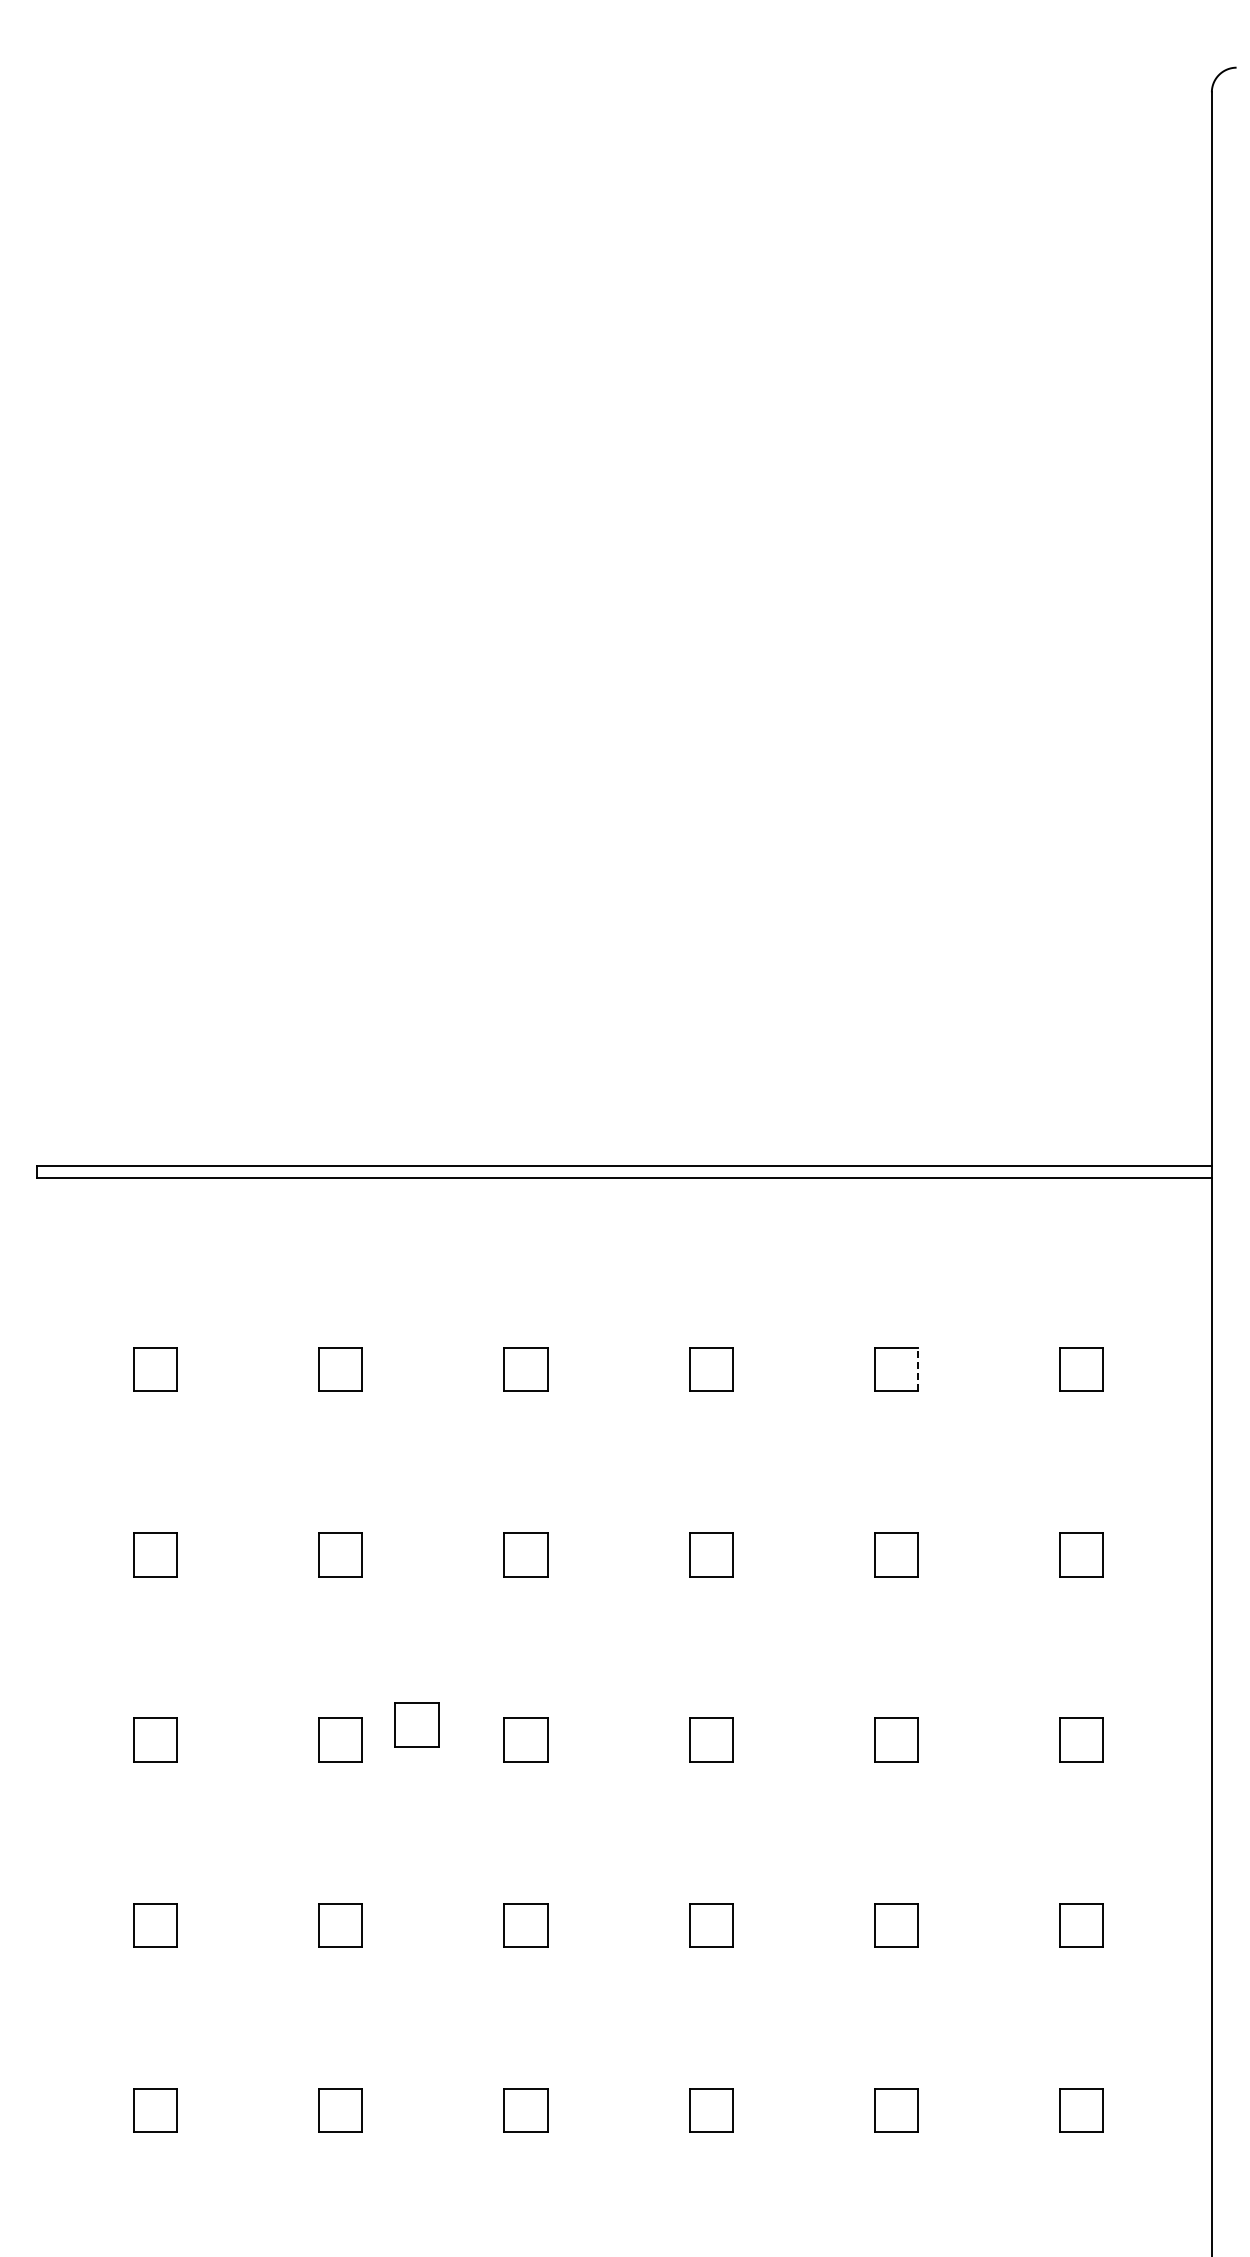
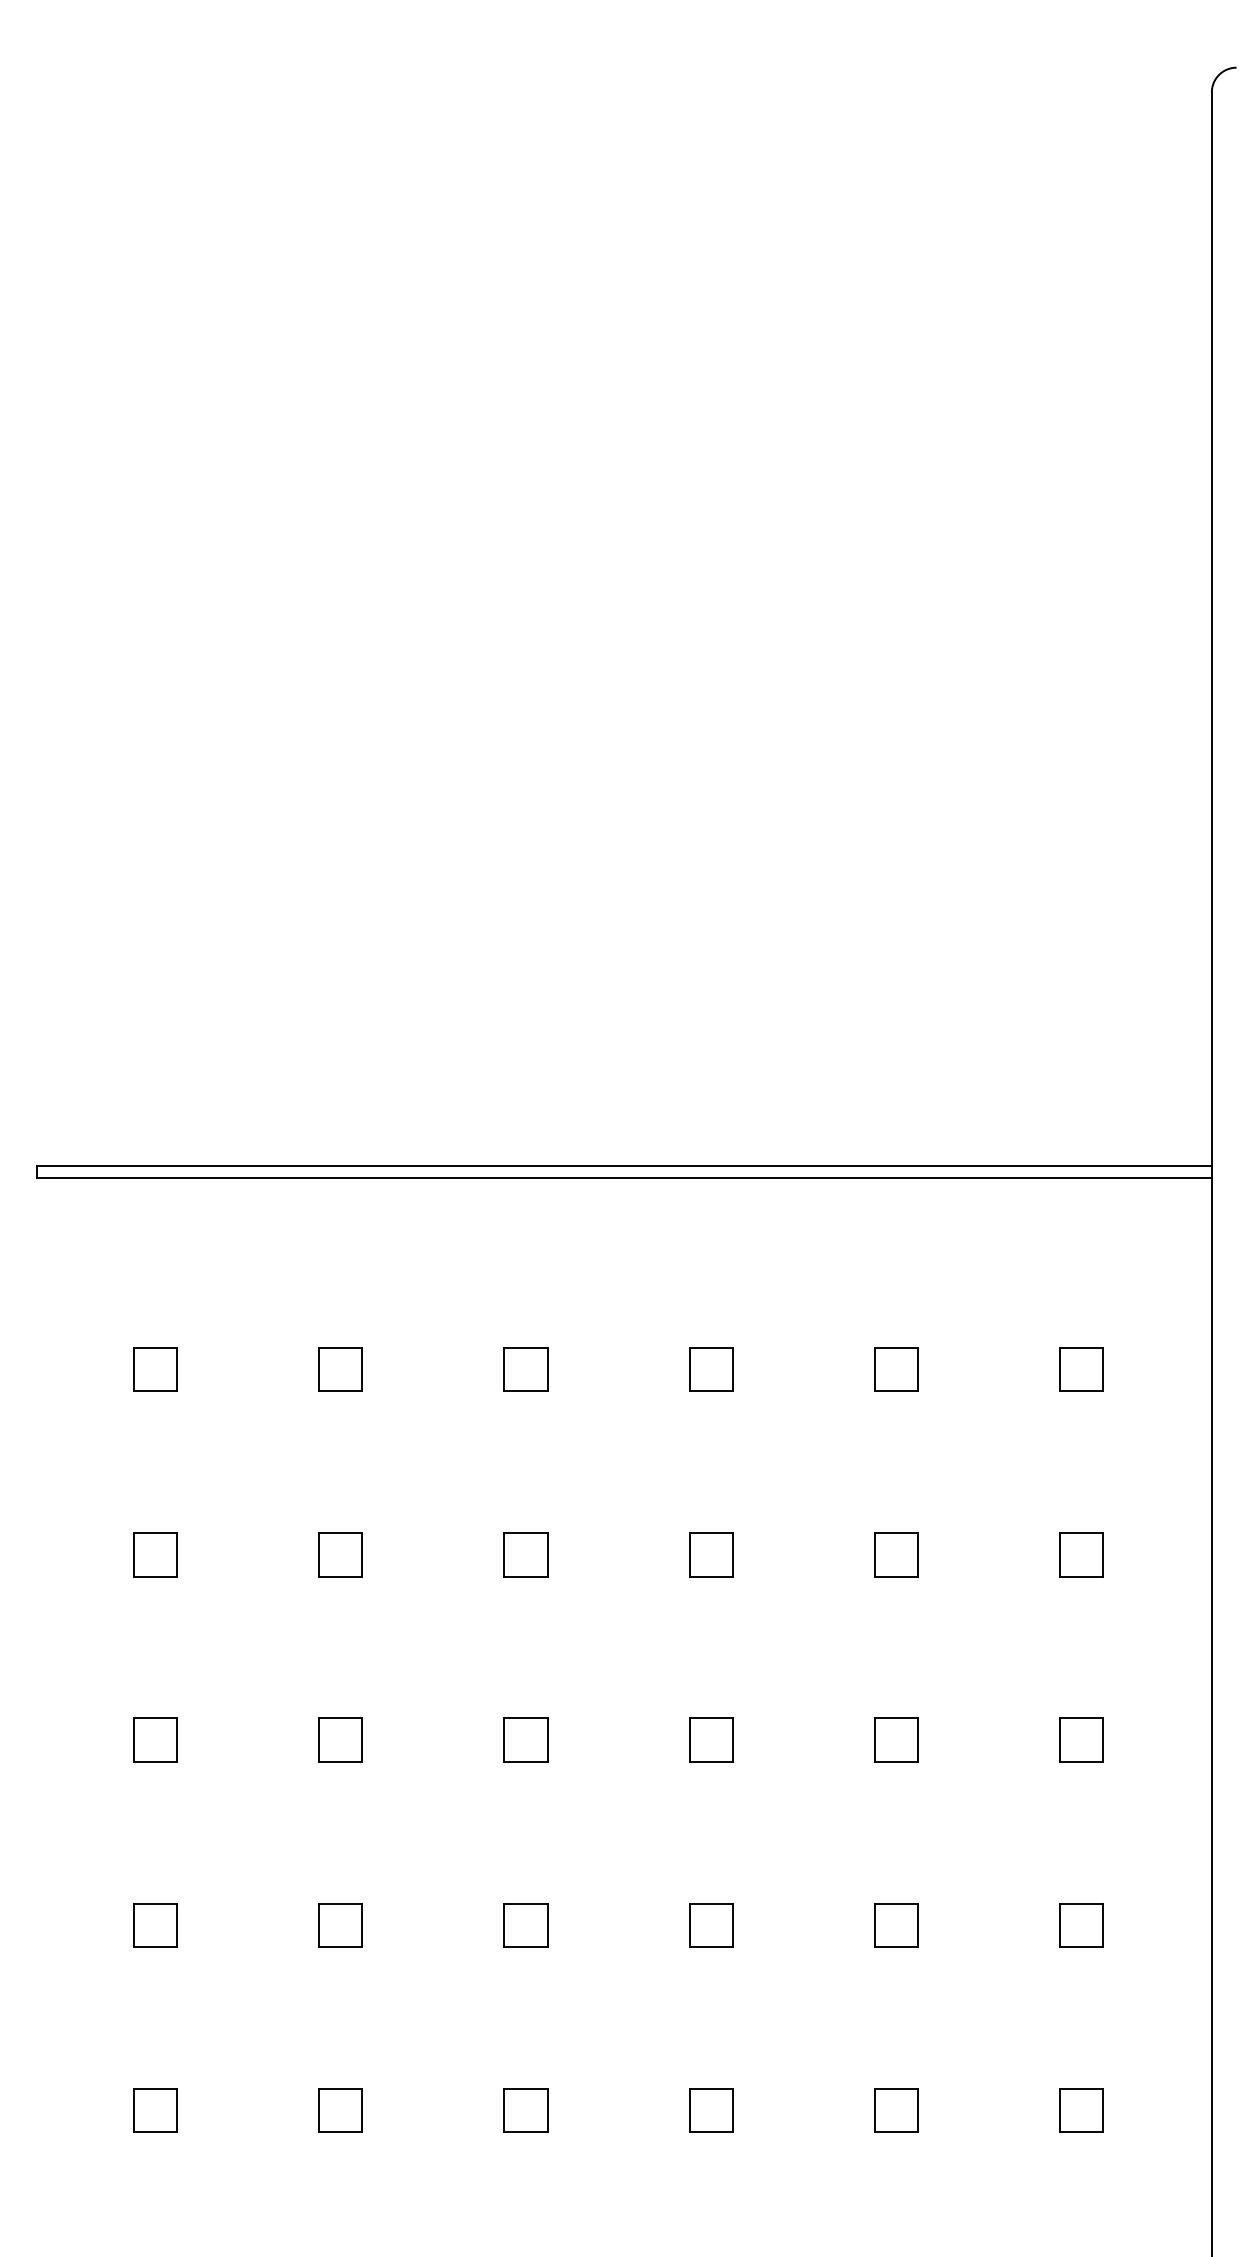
line: dashed -> solid (917, 1369)
part: present -> none (416, 1724)
